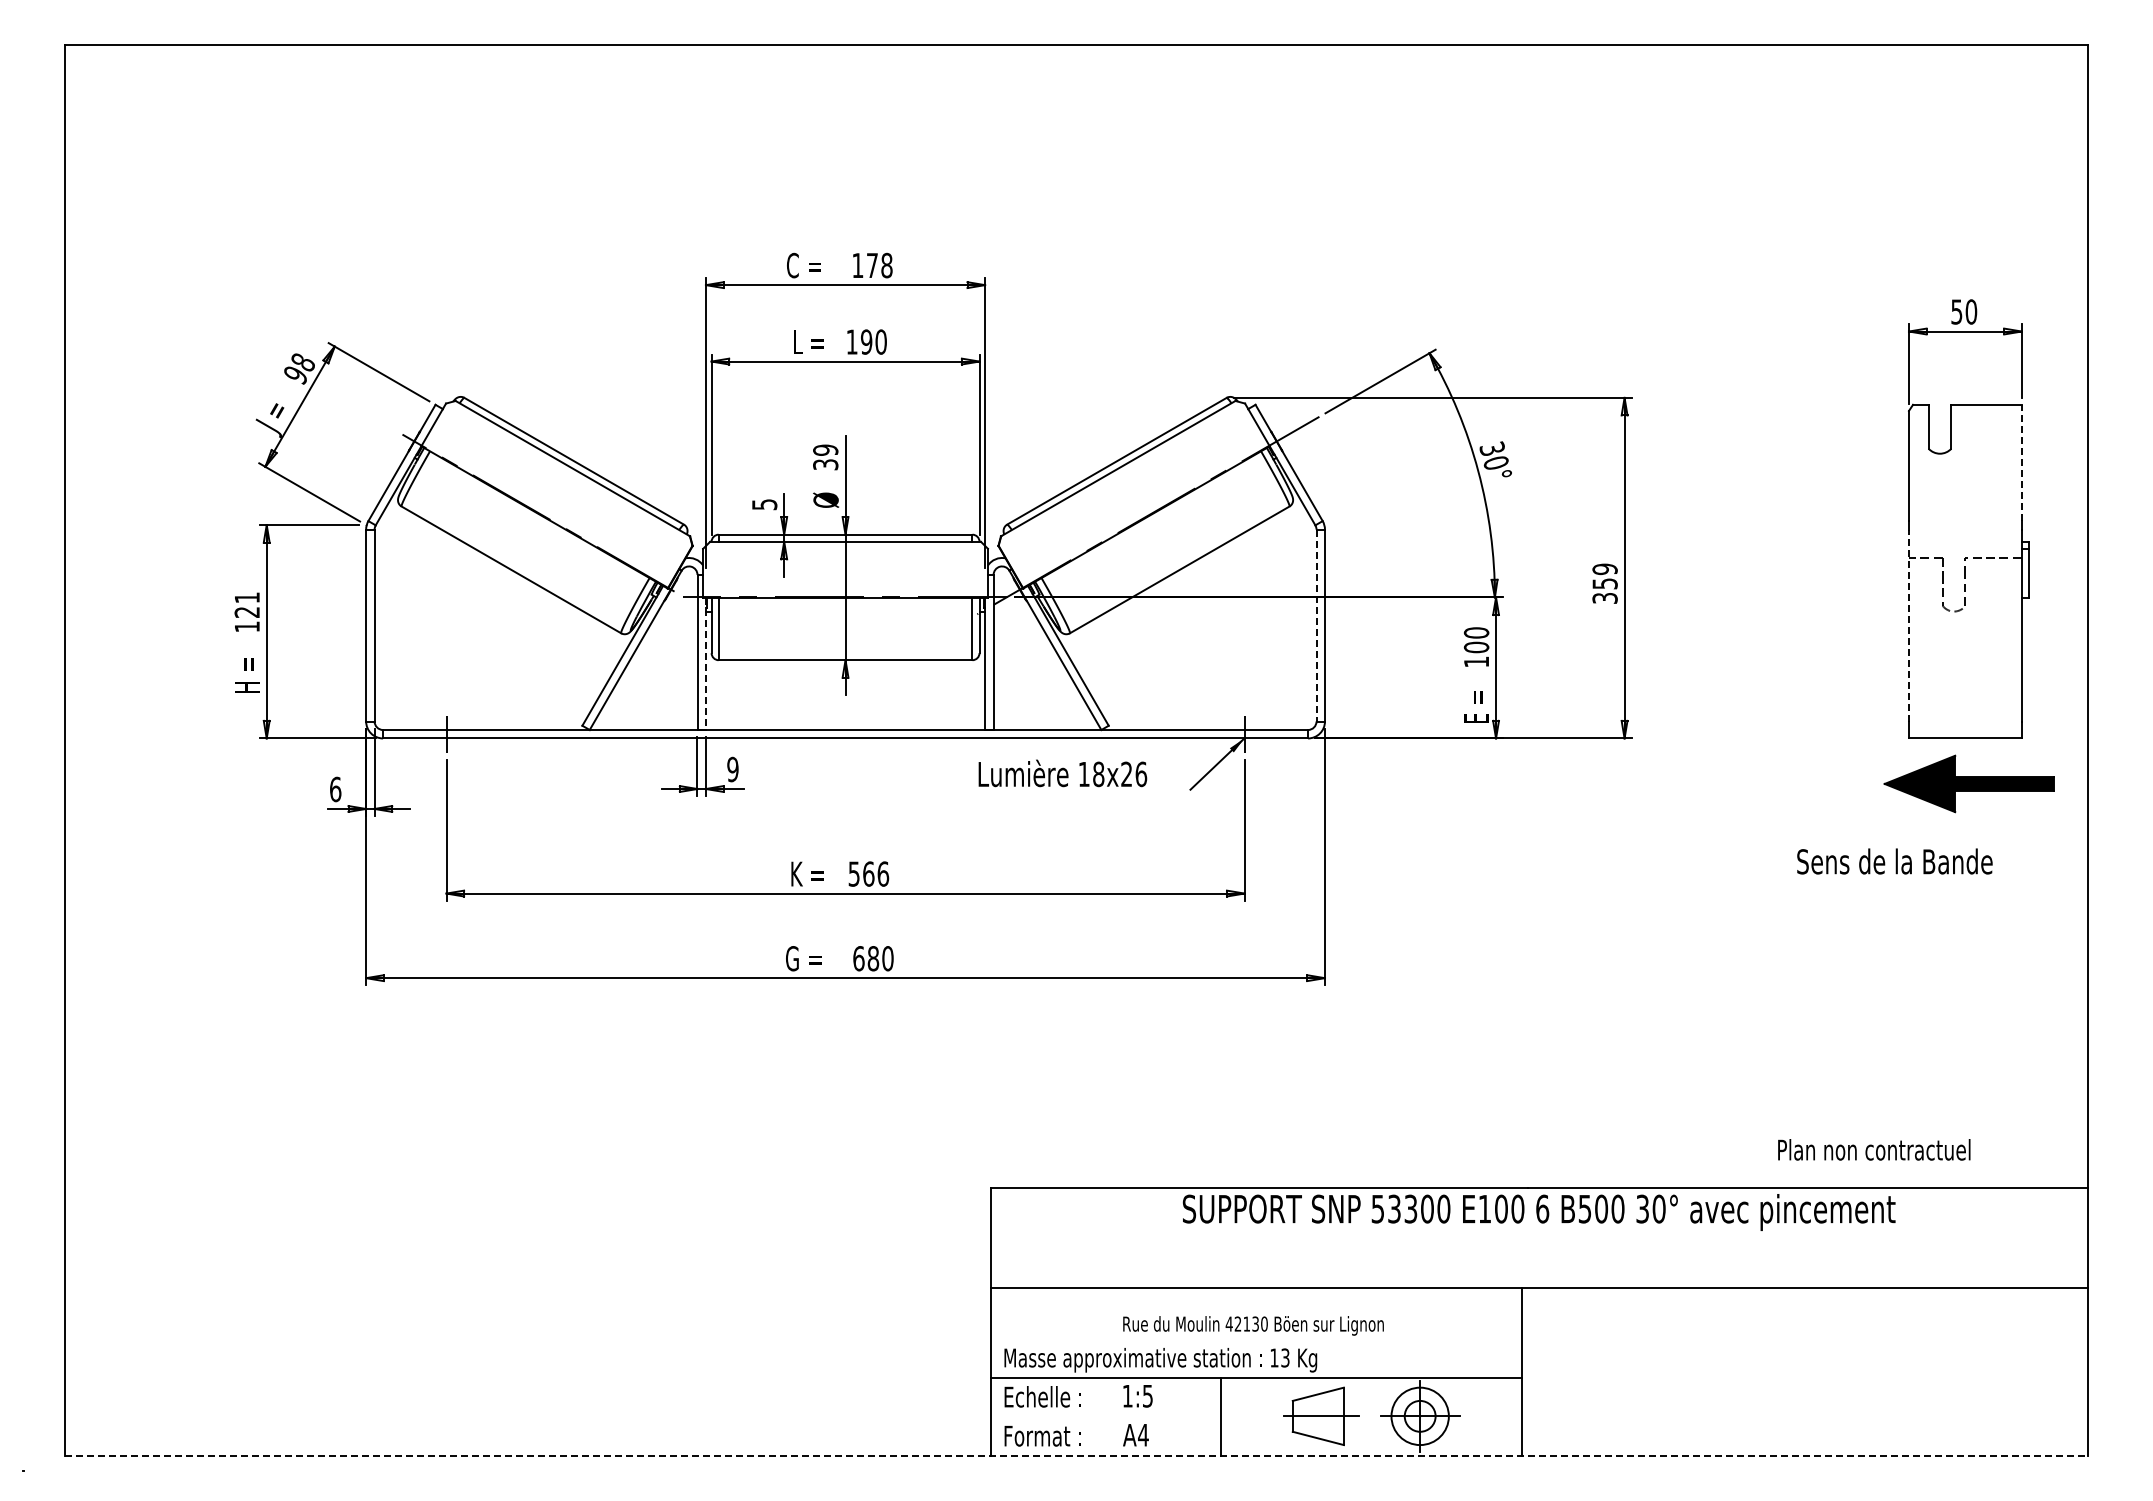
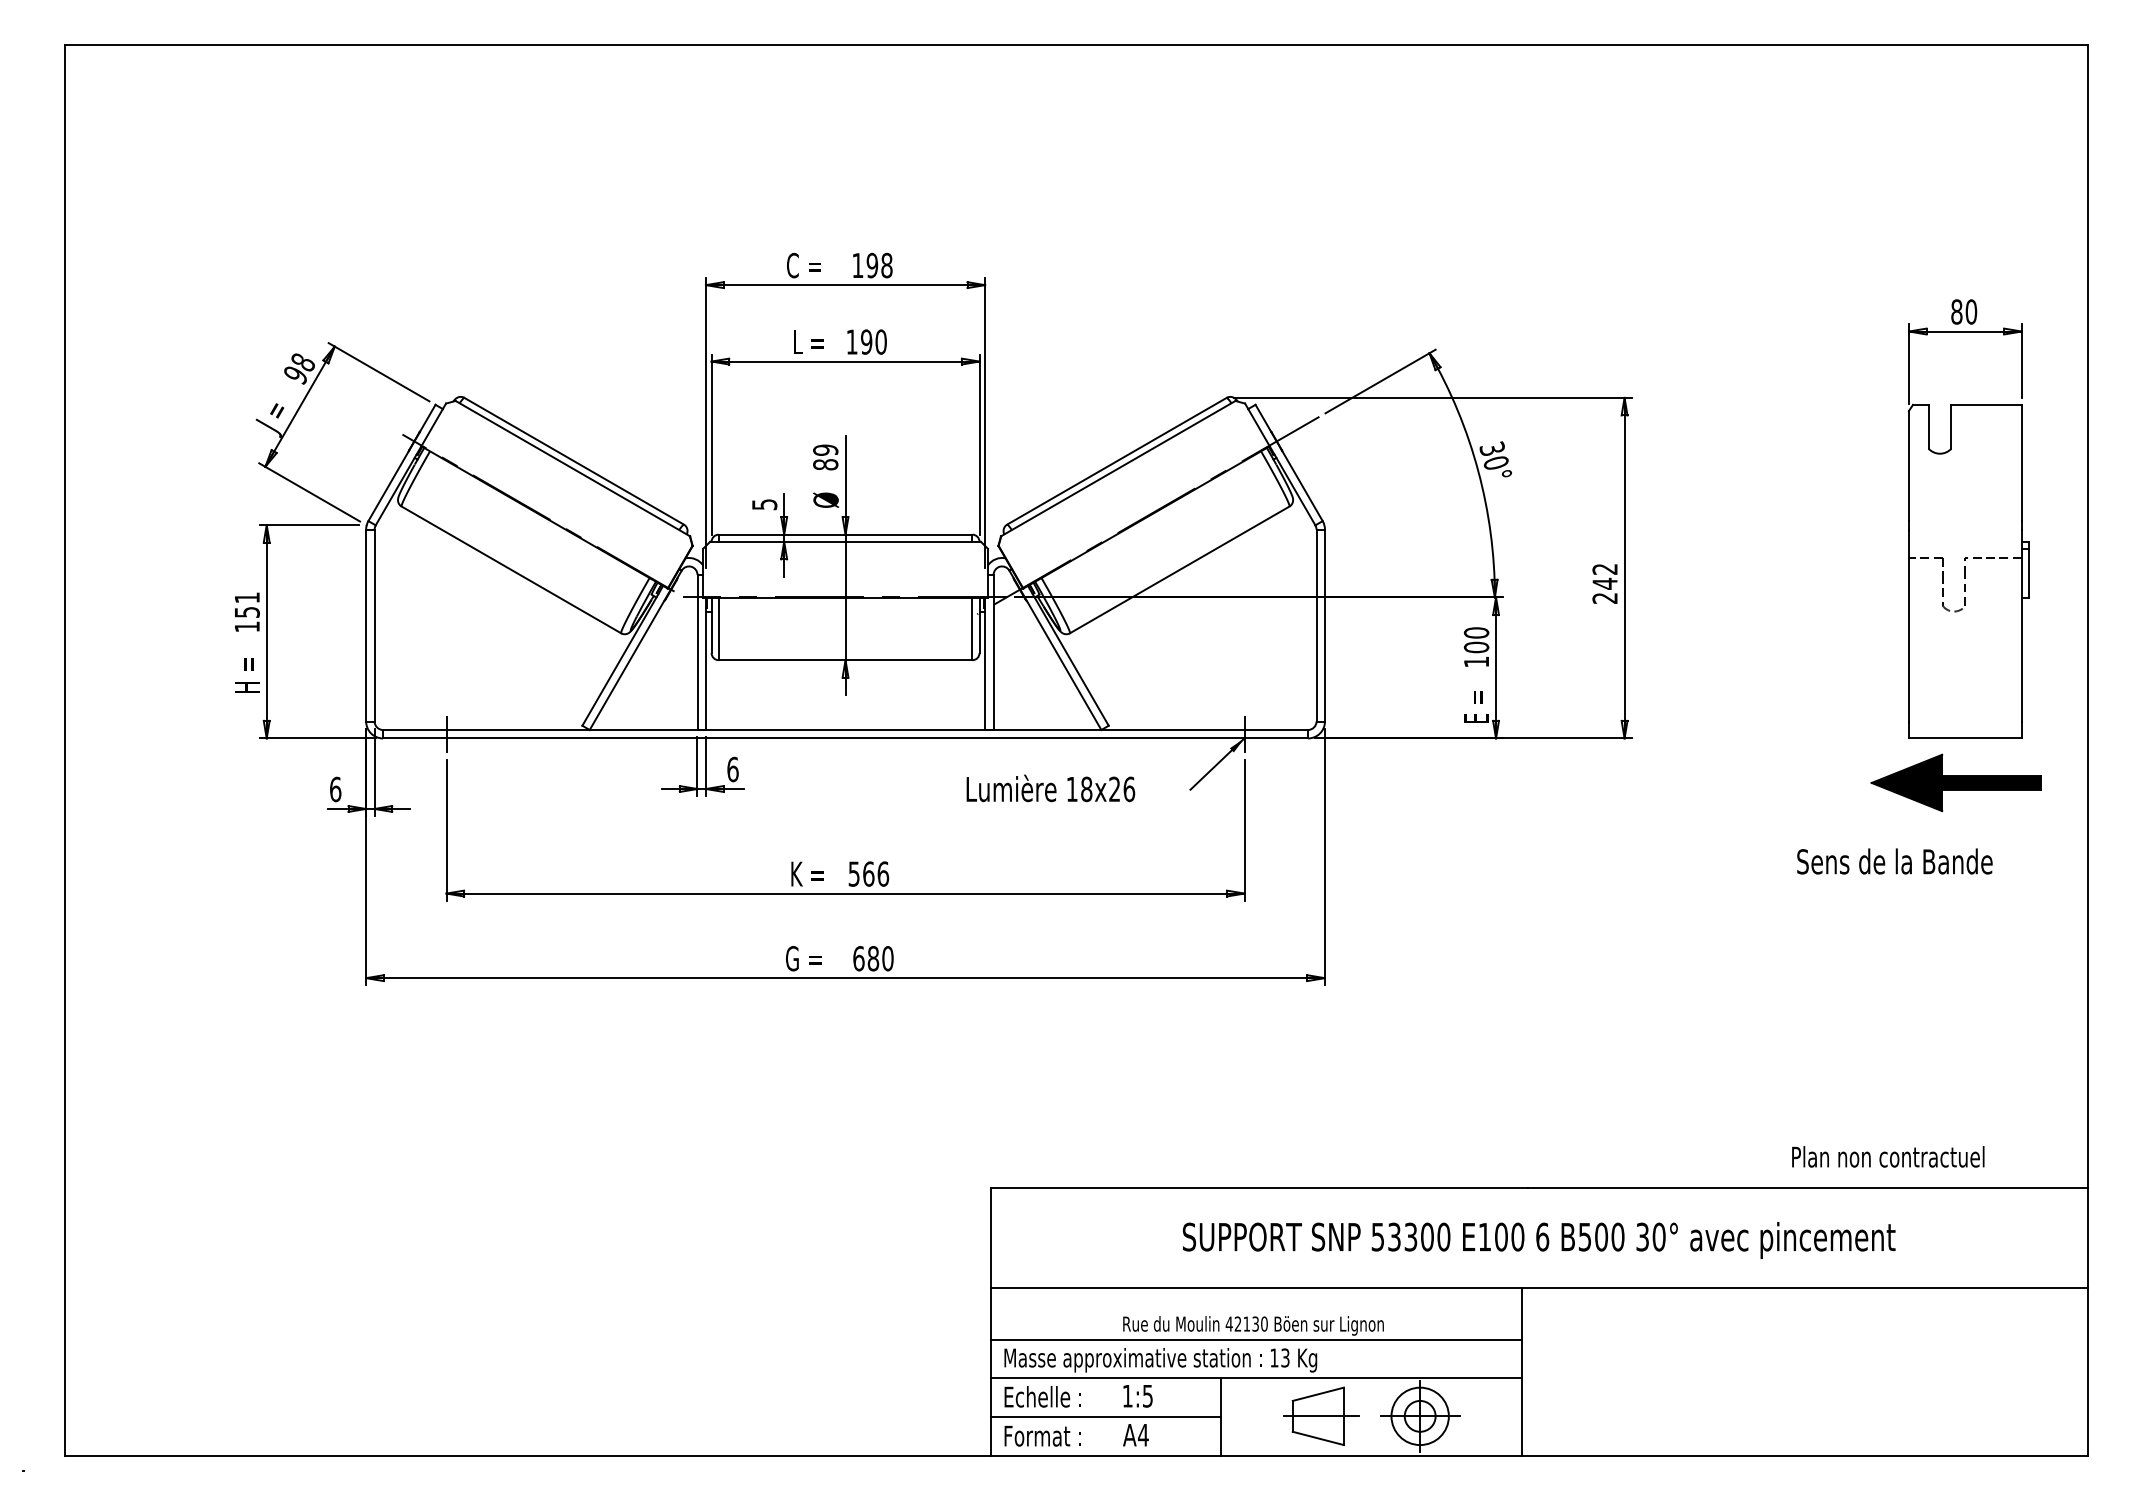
text: 178 -> 198 (872, 265)
text: 50 -> 80 (1956, 311)
line: dashed -> solid (2021, 462)
text: 39 -> 89 (825, 464)
text: 359 -> 242 (1604, 583)
text: 121 -> 151 (246, 612)
line: dashed -> solid (1316, 625)
line: dashed -> solid (1908, 625)
line: dashed -> solid (705, 664)
text: 9 -> 6 (732, 769)
text position: (1062, 773) -> (1050, 788) (1050, 788)
part position: (1968, 783) -> (1955, 782) (1955, 782)
text position: (1874, 1149) -> (1888, 1156) (1888, 1156)
text position: (1538, 1212) -> (1538, 1240) (1538, 1240)
line: none -> present (1256, 1339)
line: none -> present (1106, 1417)
line: dashed -> solid (1076, 1455)
